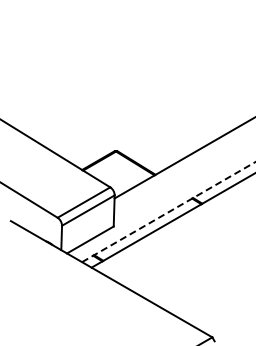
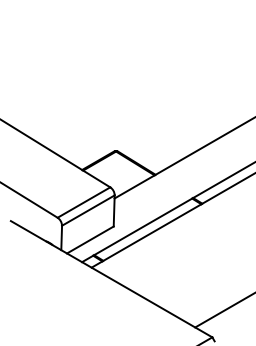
line: dashed -> solid (168, 212)
line: none -> present (223, 310)
